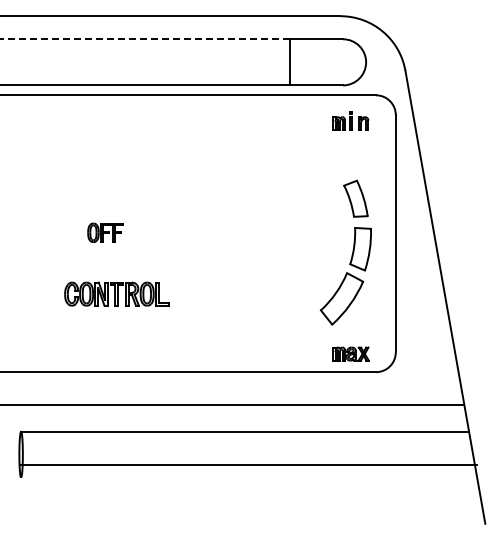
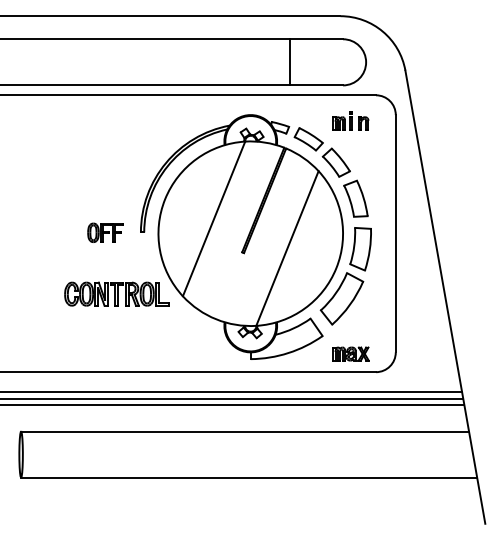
line: dashed -> solid (145, 39)
part: none -> present (245, 236)
line: none -> present (232, 391)
line: none -> present (232, 398)
line position: (249, 464) -> (249, 477) (249, 477)
